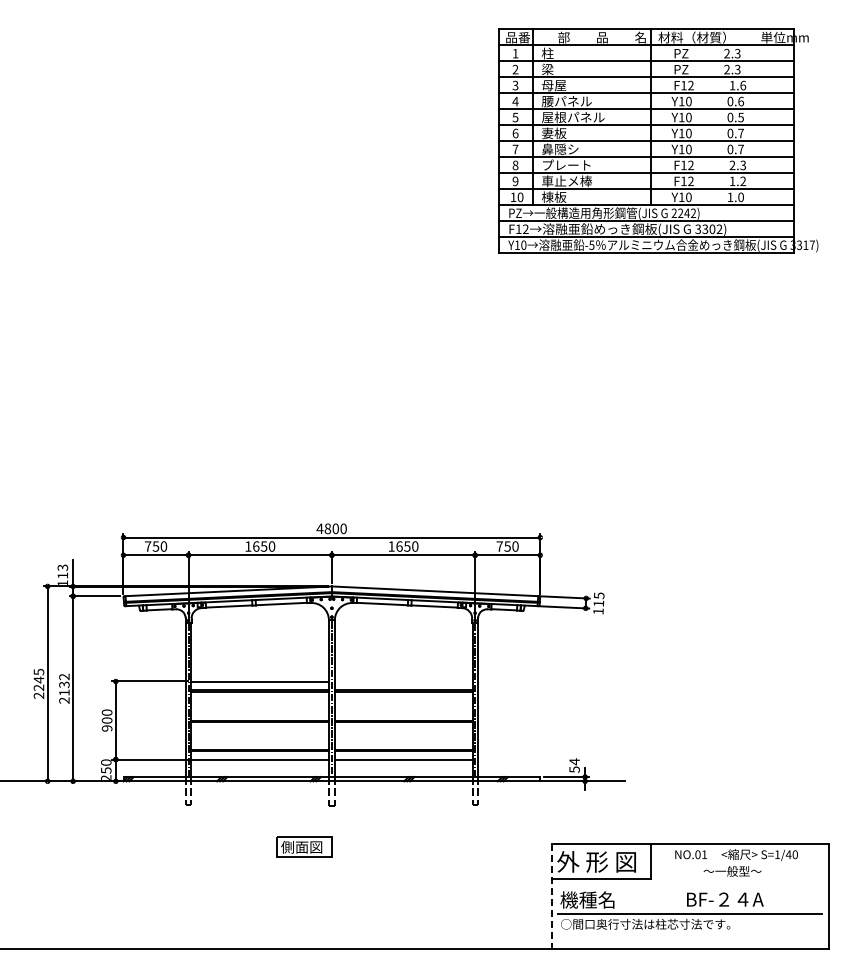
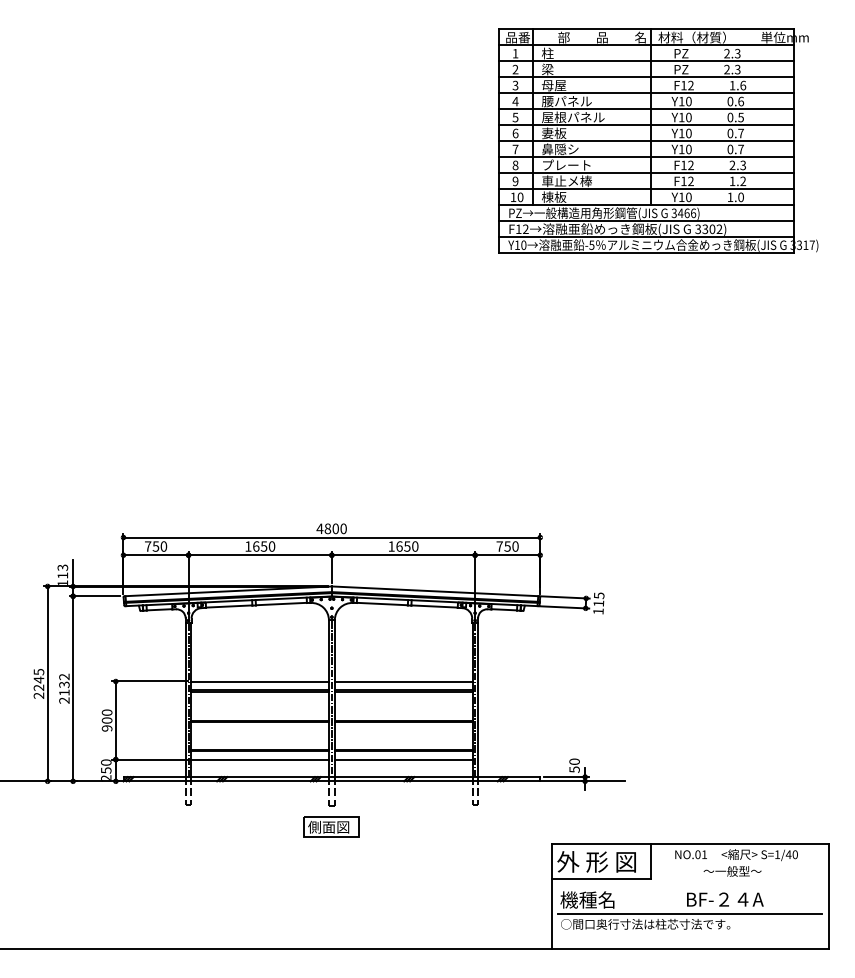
text: 2242) -> 3466) (683, 213)
line: none -> present (403, 681)
text: 54 -> 50 (574, 761)
part position: (304, 846) -> (331, 826) (331, 826)
line: dashed -> solid (551, 897)
